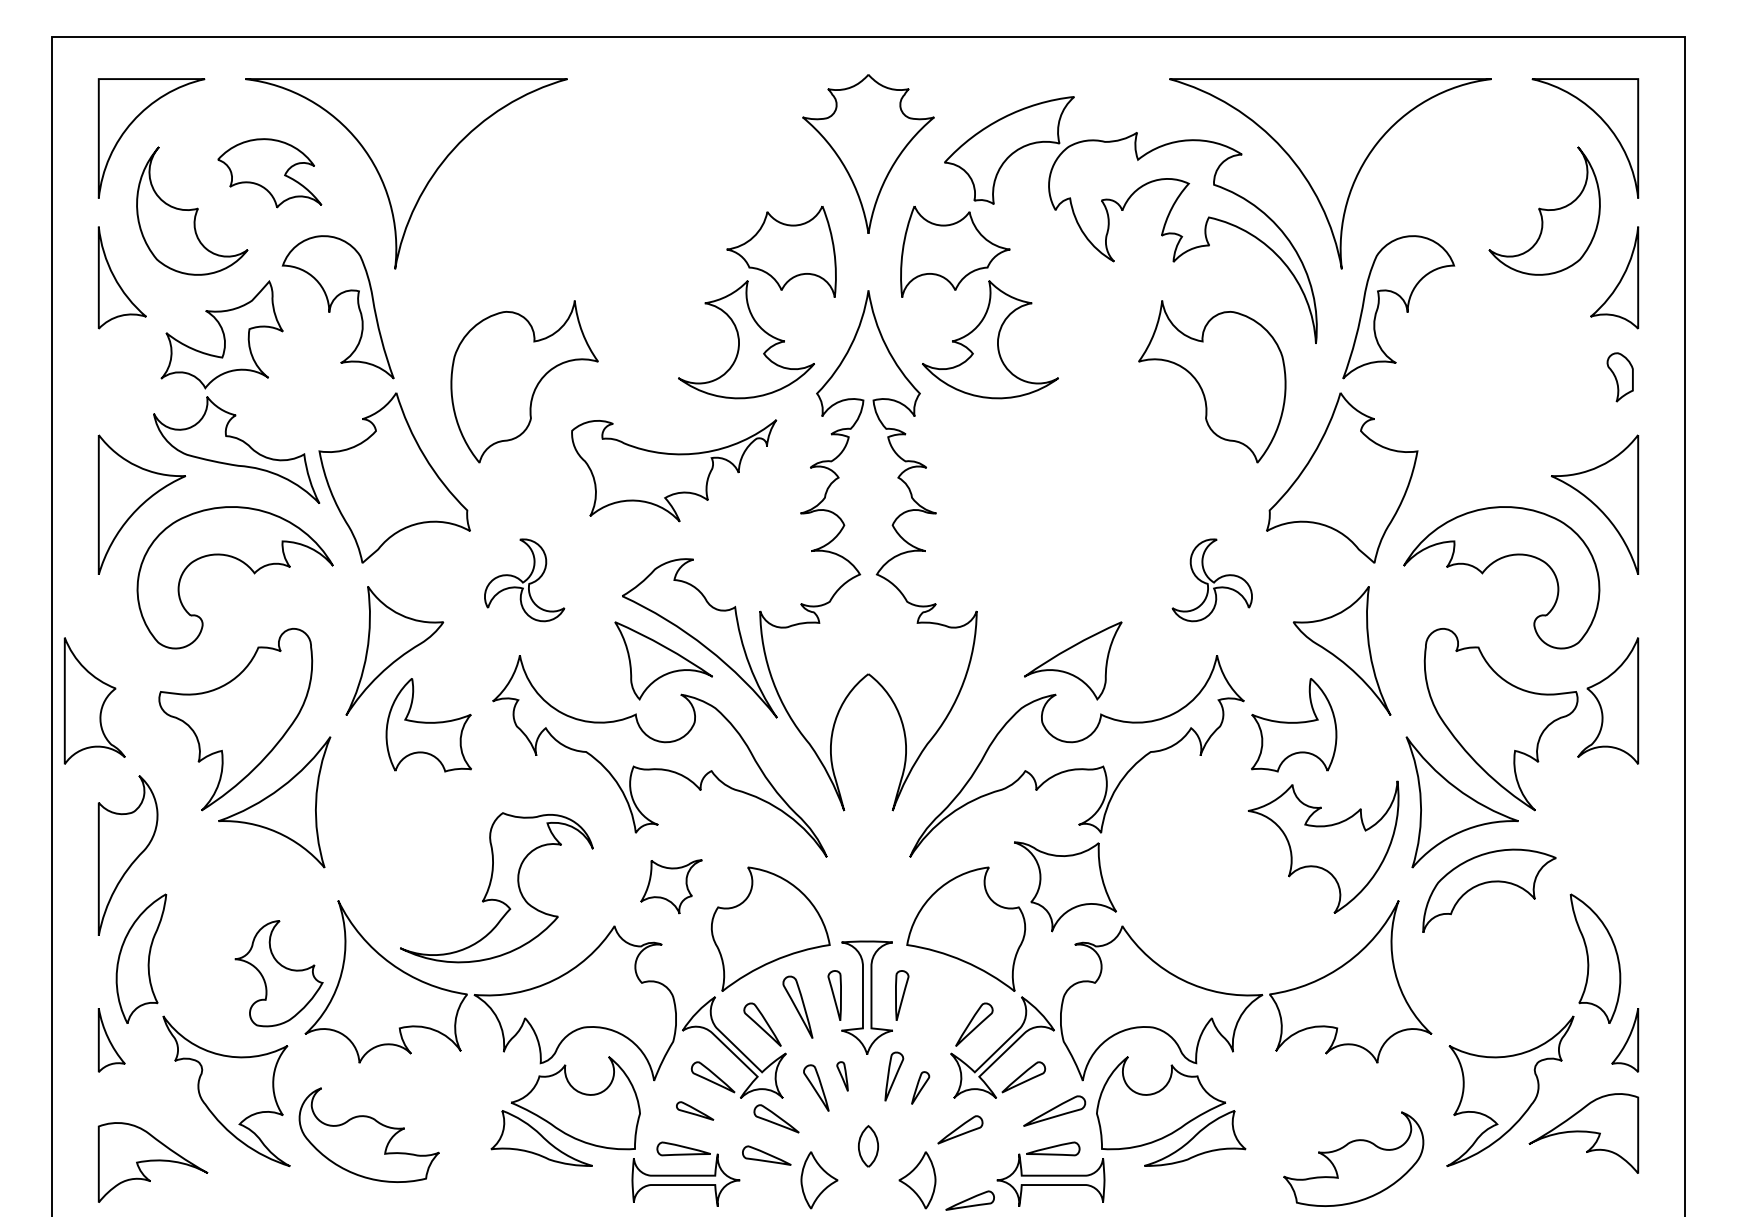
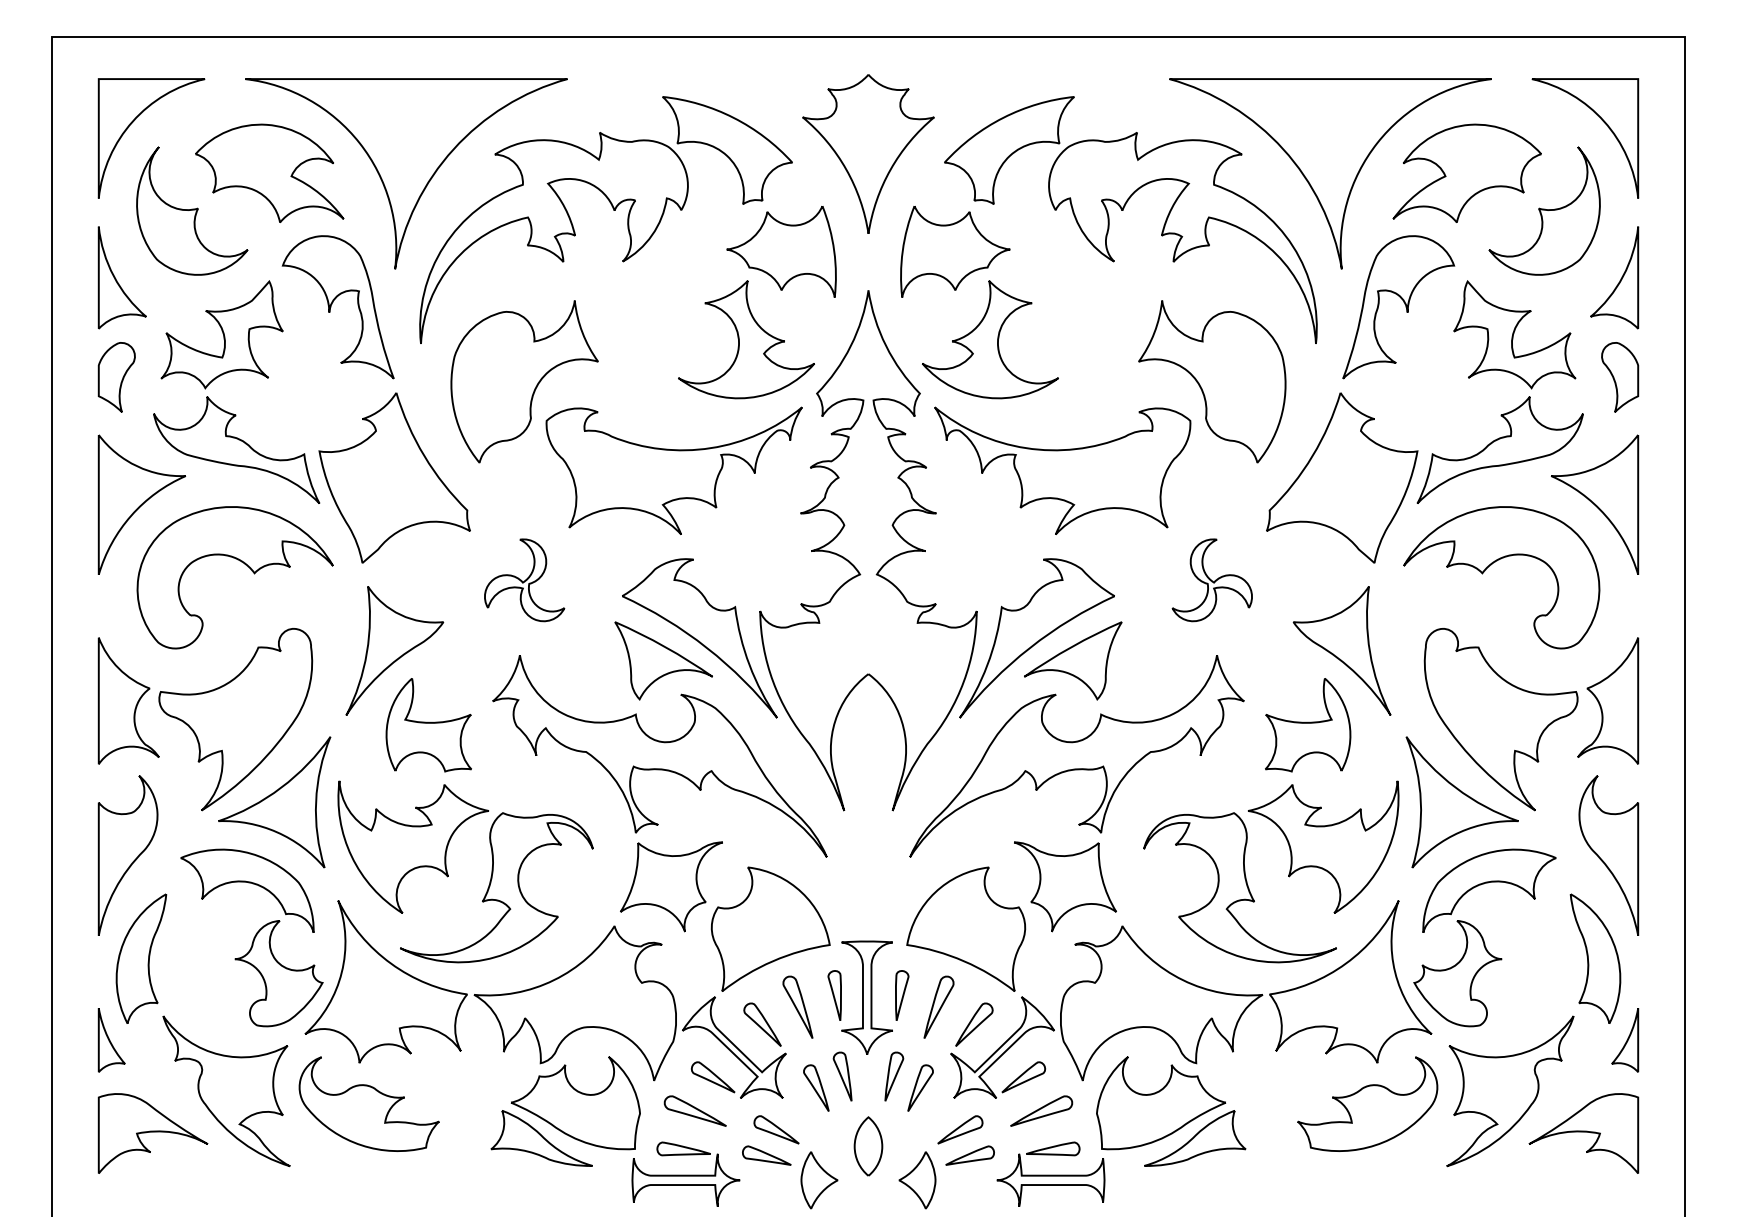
part: none -> present (1466, 172)
part size: 106x71 px -> 150x100 px (269, 172)
part: none -> present (613, 210)
part: none -> present (1501, 371)
part: none -> present (116, 377)
part size: 28x51 px -> 39x71 px (1620, 377)
part size: 207x104 px -> 258x129 px (673, 470)
part: none -> present (1062, 470)
part: none -> present (1036, 638)
part position: (94, 700) -> (128, 700) (128, 700)
part position: (1294, 725) -> (1308, 725) (1308, 725)
part: none -> present (413, 846)
part: none -> present (1608, 855)
part: none -> present (248, 883)
part size: 63x56 px -> 103x92 px (671, 886)
part: none -> present (1239, 887)
part: none -> present (1457, 973)
part: none -> present (938, 1006)
part size: 13x31 px -> 21x51 px (842, 1076)
part size: 20x34 px -> 27x48 px (920, 1087)
part size: 39x20 px -> 64x32 px (694, 1110)
part position: (1054, 1110) -> (1041, 1110) (1041, 1110)
part position: (776, 1118) -> (776, 1129) (776, 1129)
part position: (368, 1134) -> (368, 1103) (368, 1103)
part size: 22x43 px -> 31x61 px (868, 1146)
part position: (1353, 1158) -> (1367, 1103) (1367, 1103)
part position: (152, 1162) -> (152, 1133) (152, 1133)
part position: (969, 1200) -> (969, 1155) (969, 1155)
